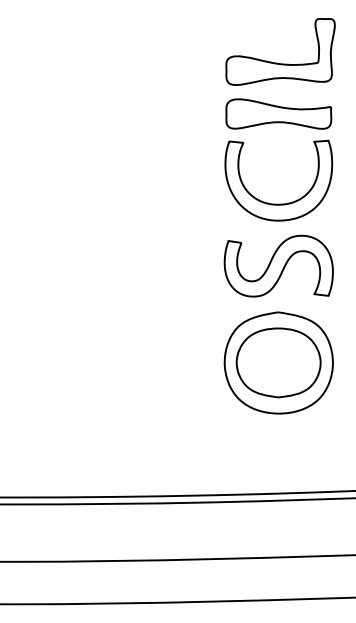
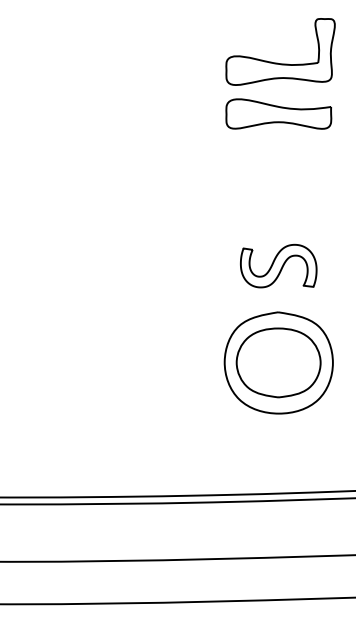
part: present -> none (278, 203)
part size: 111x64 px -> 78x46 px (278, 265)
